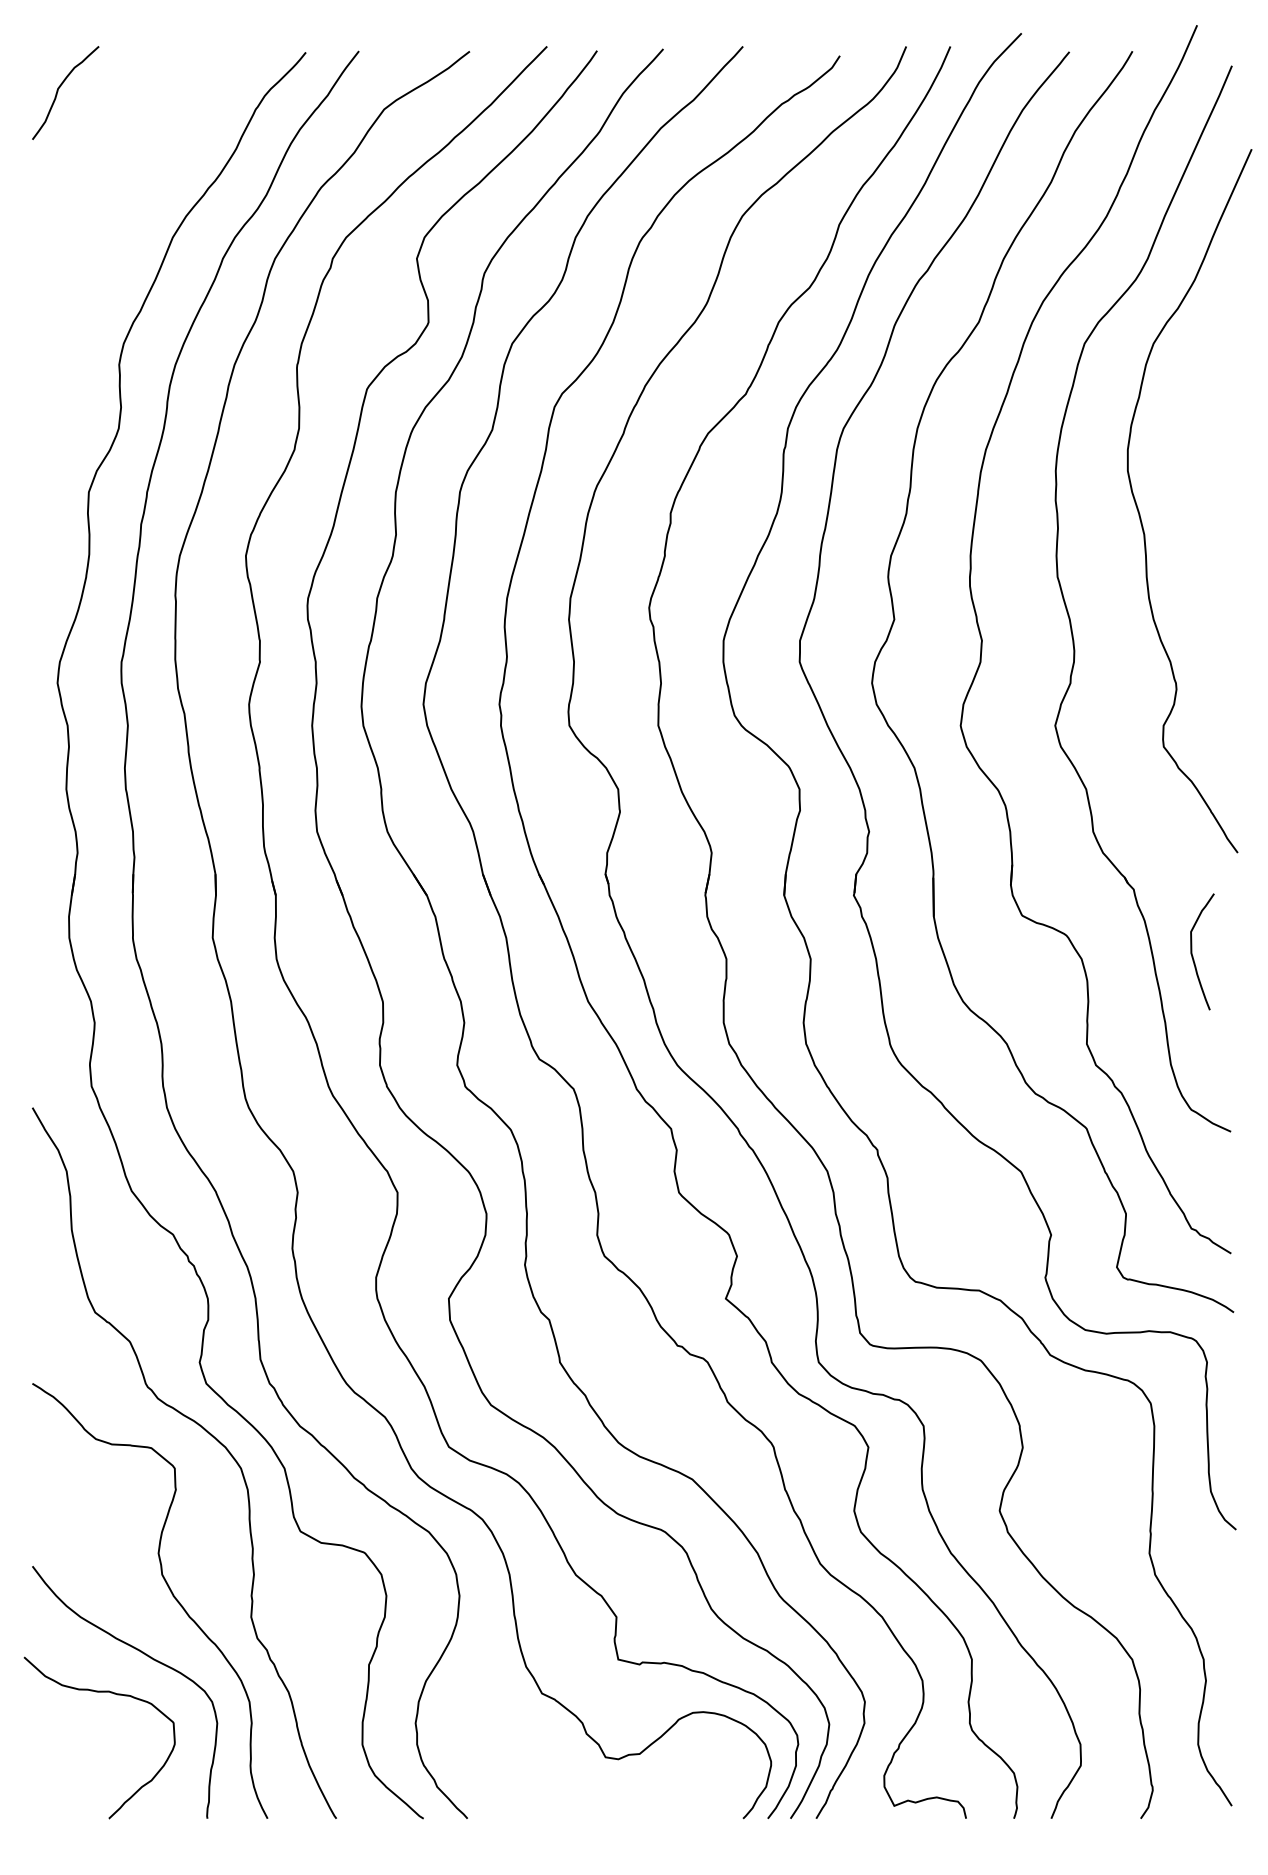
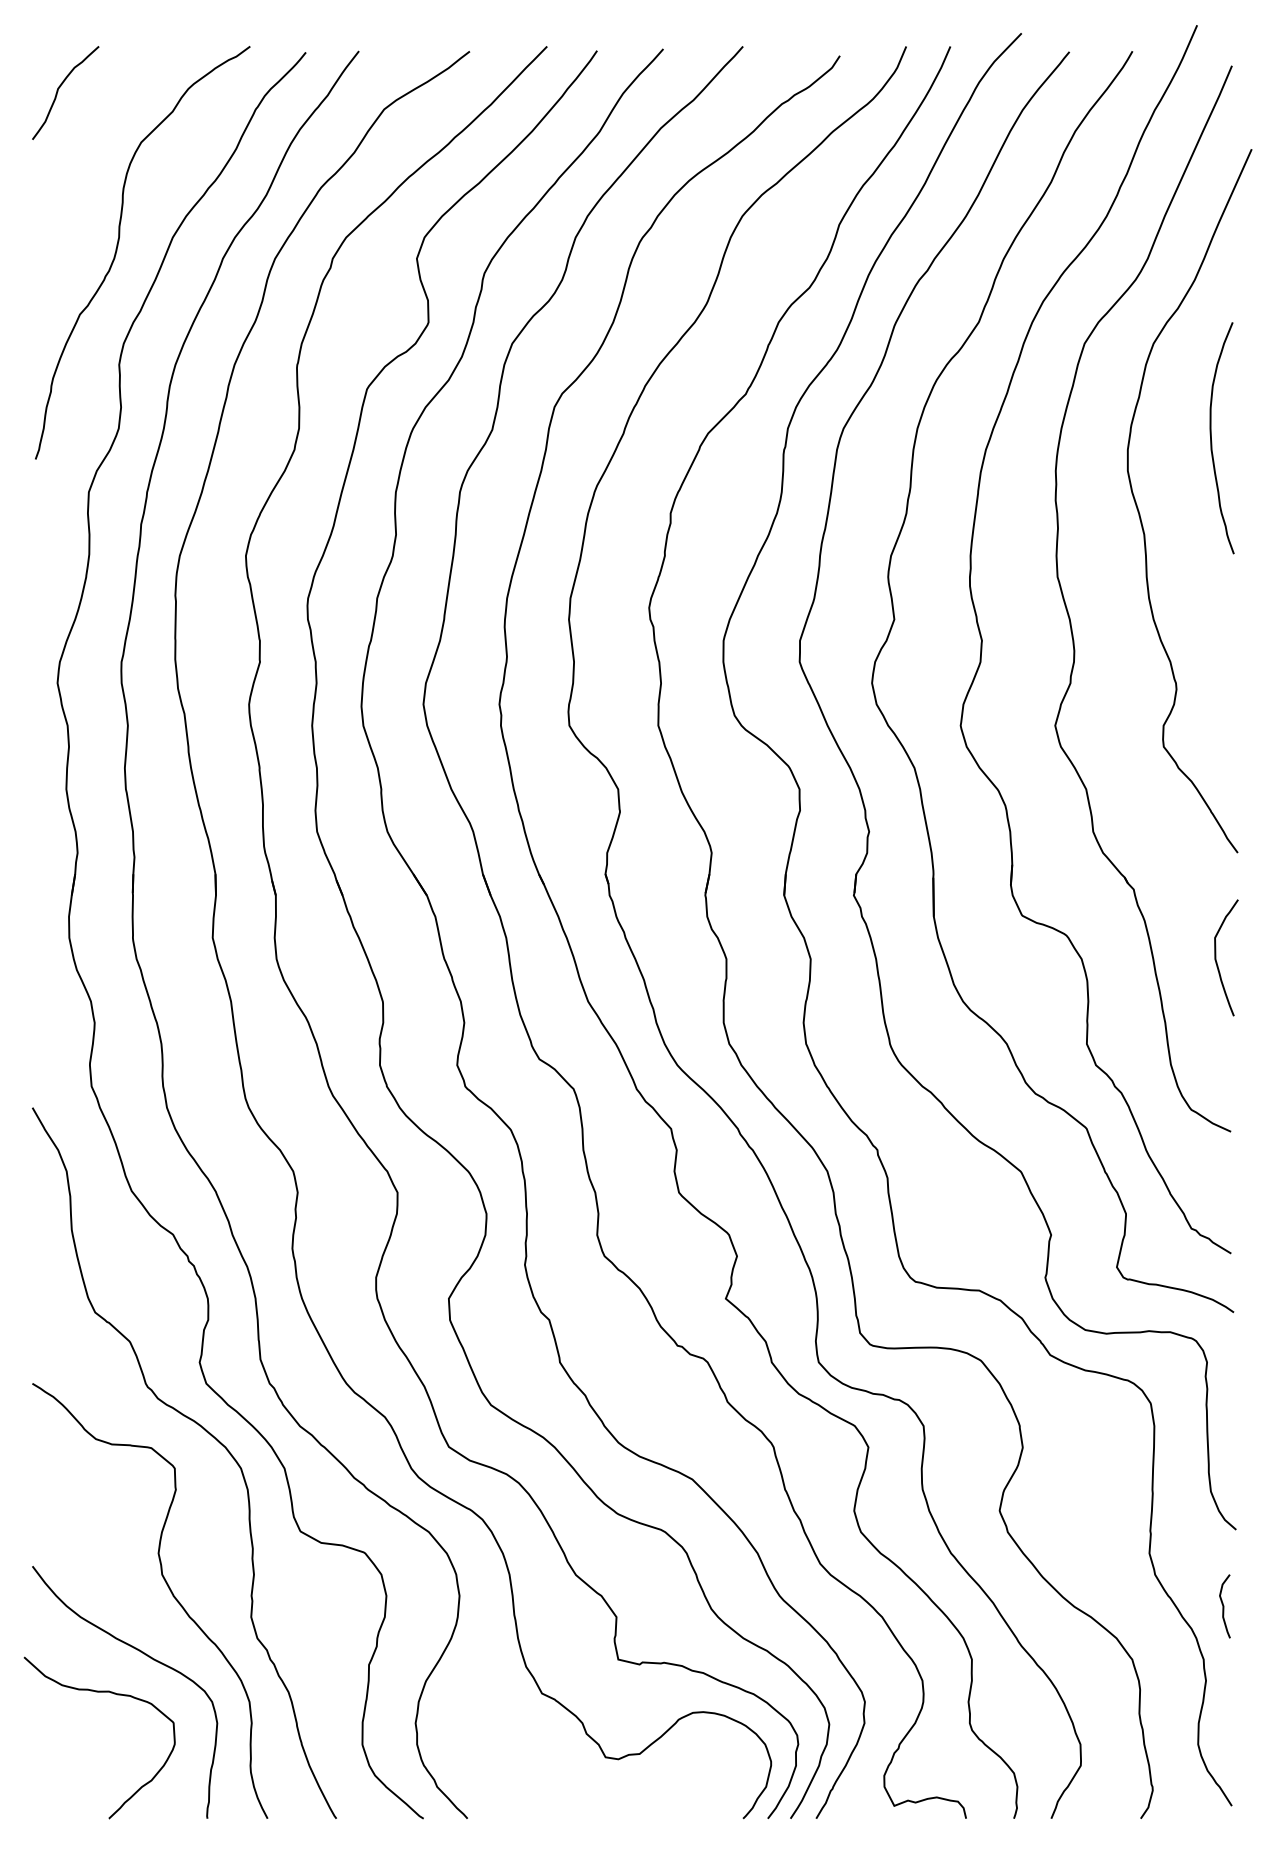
curve: none -> present (118, 246)
curve: none -> present (1212, 441)
curve position: (1192, 951) -> (1216, 957) (1216, 957)
curve: none -> present (1224, 1606)
